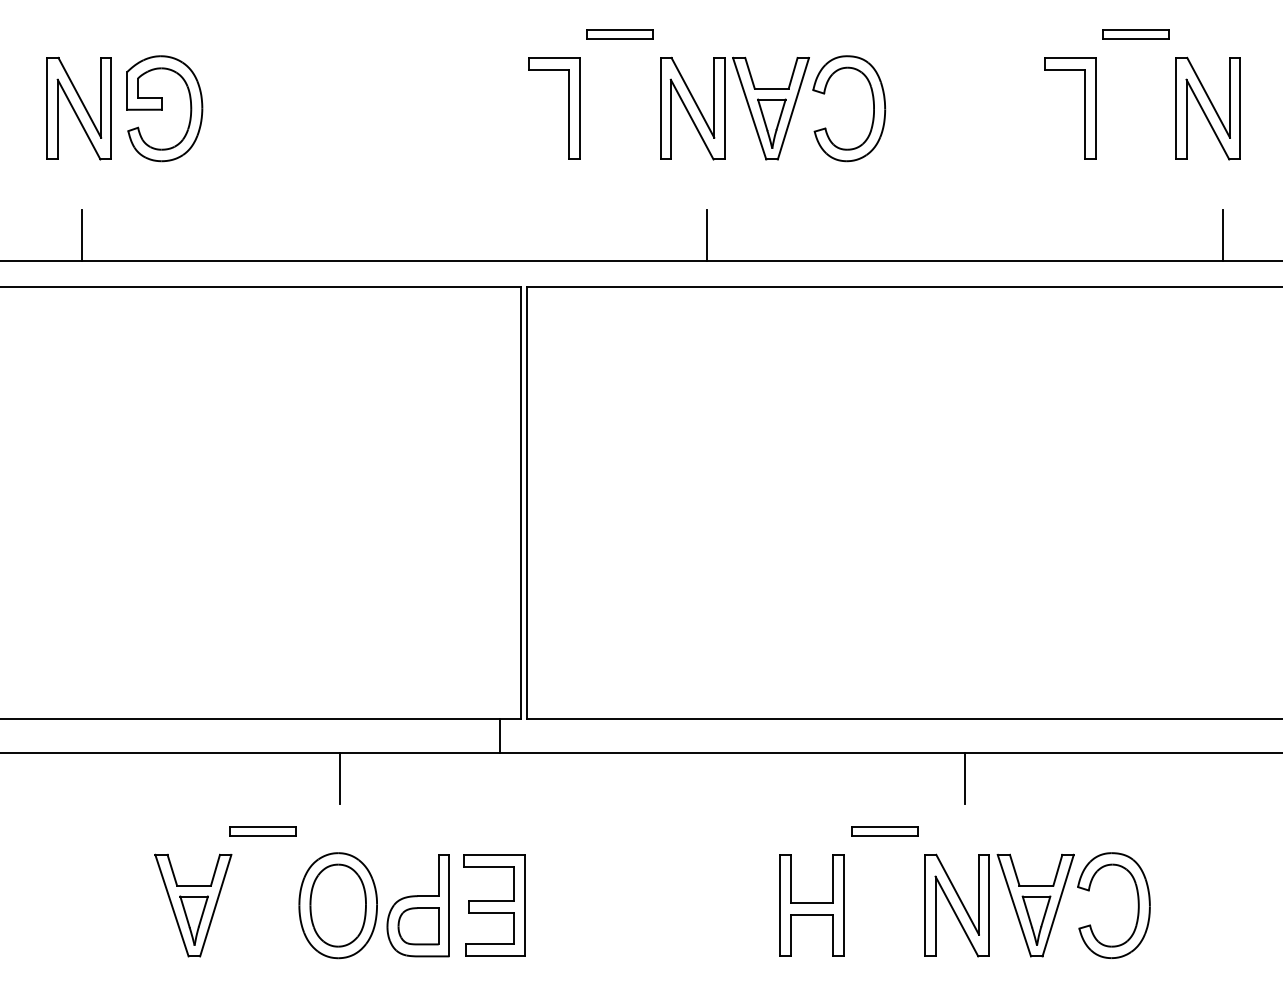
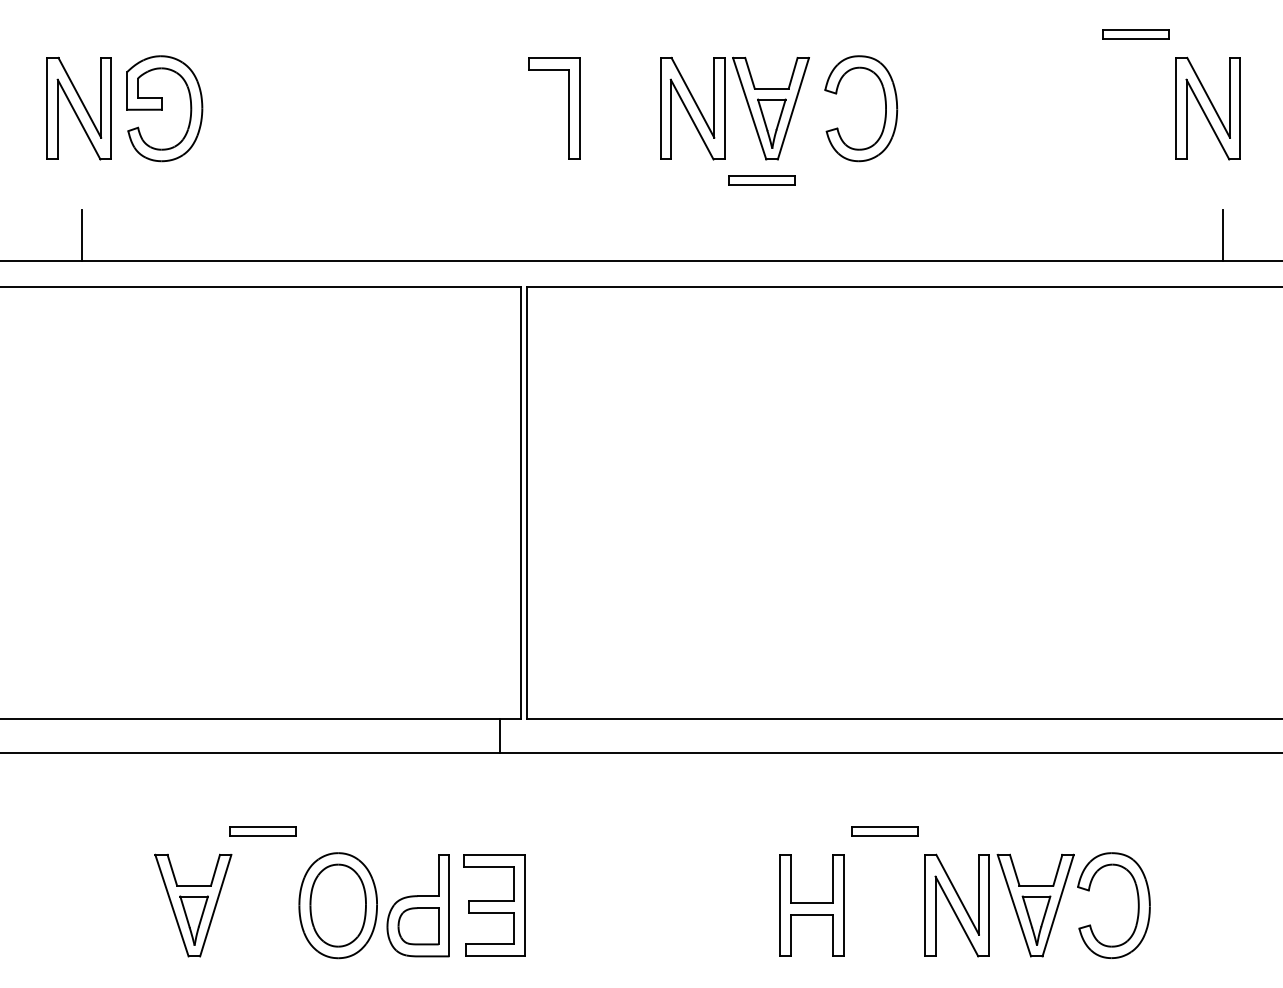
part position: (619, 34) -> (761, 180) (761, 180)
part position: (873, 108) -> (885, 108) (885, 108)
part: present -> none (1084, 108)
line: present -> none (707, 235)
line: present -> none (340, 778)
line: present -> none (965, 778)
